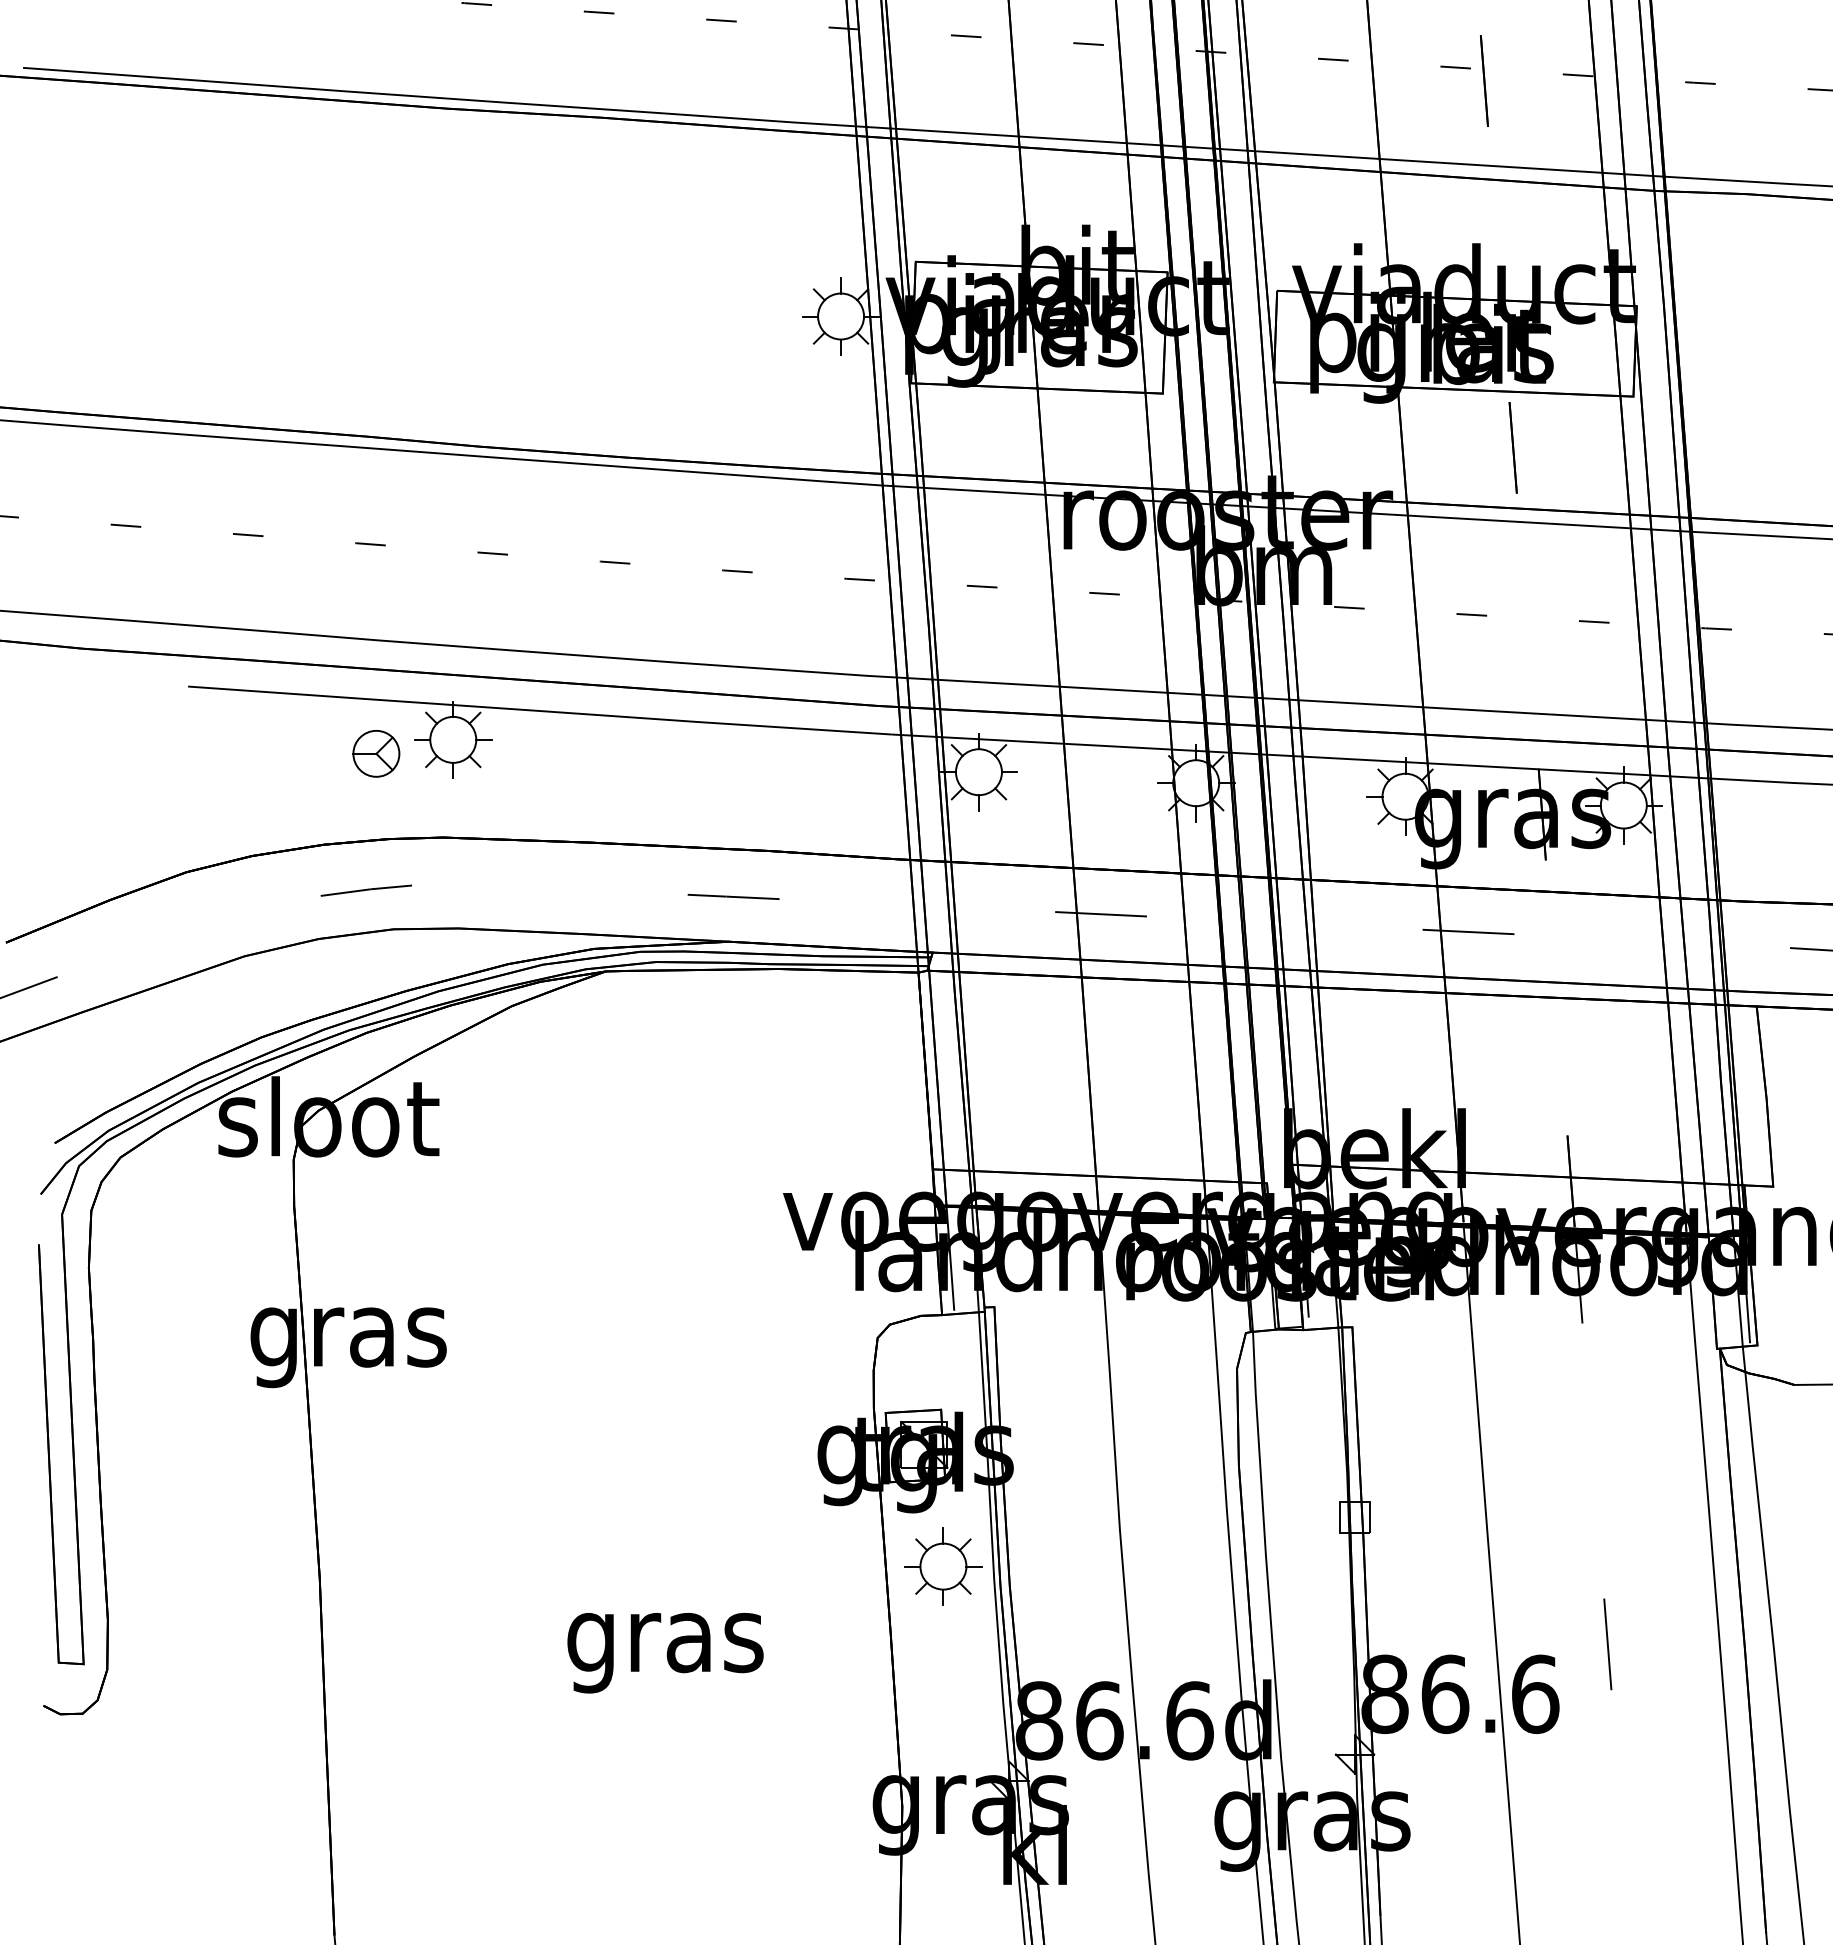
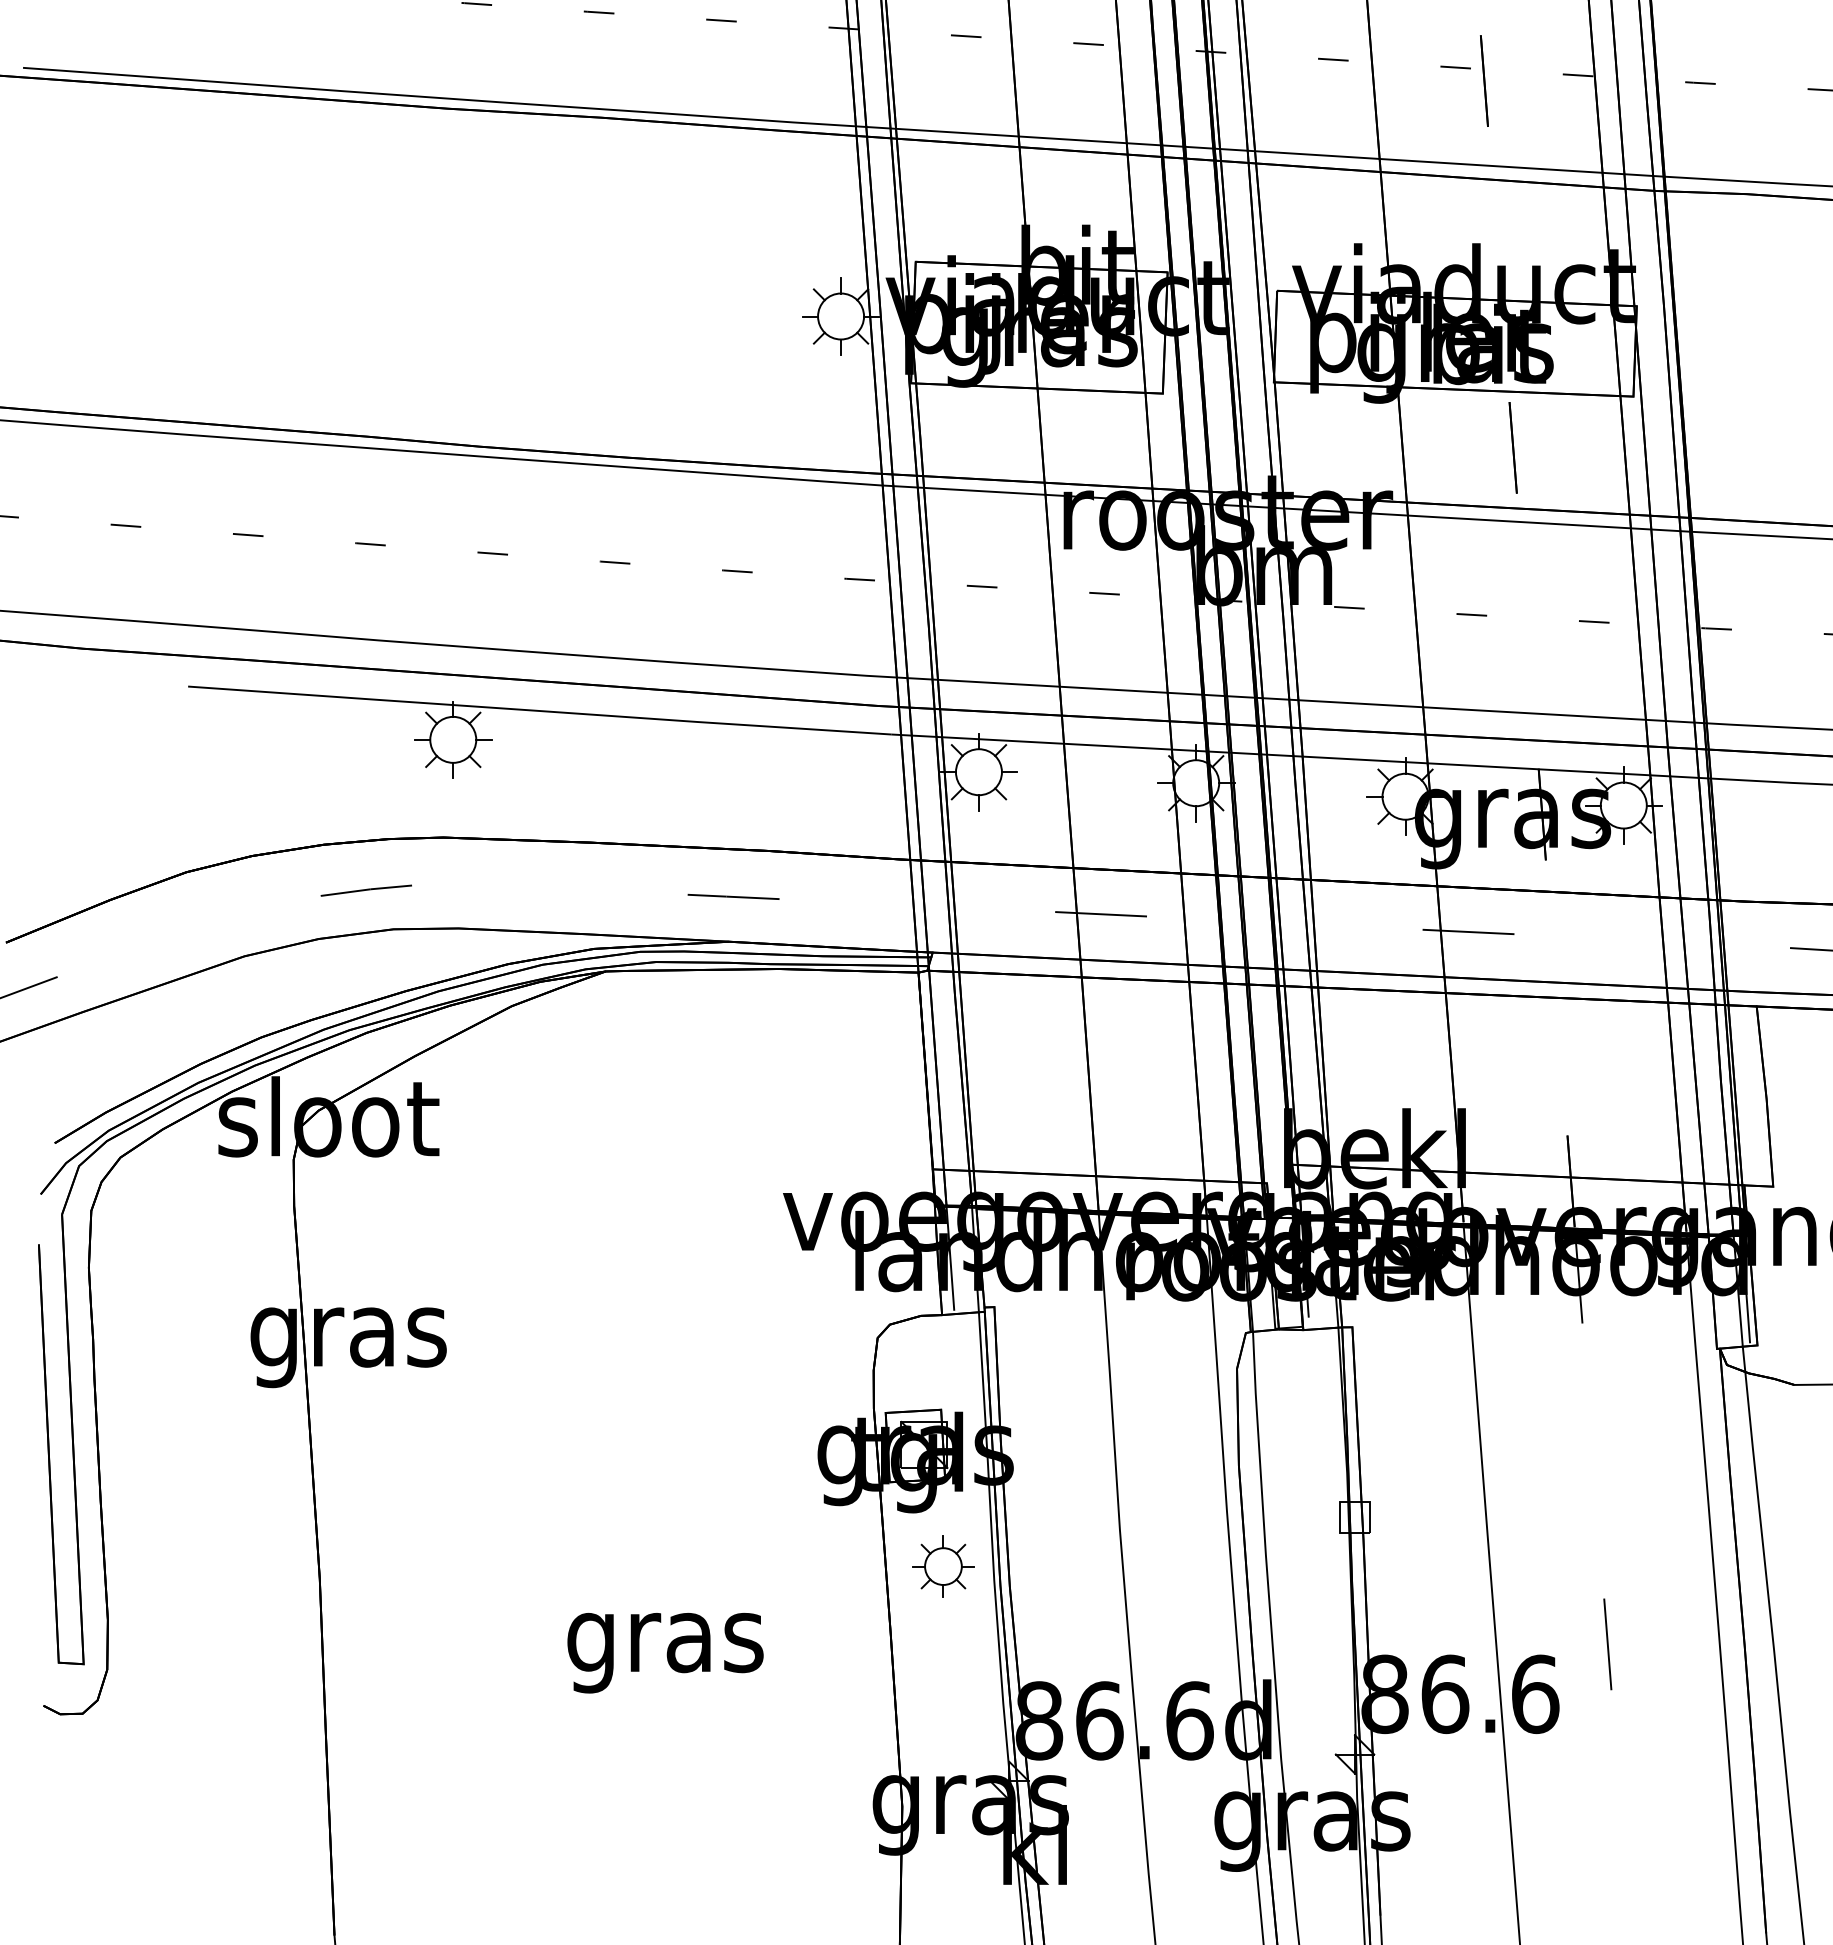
part: present -> none (376, 753)
part size: 79x79 px -> 63x63 px (943, 1566)
